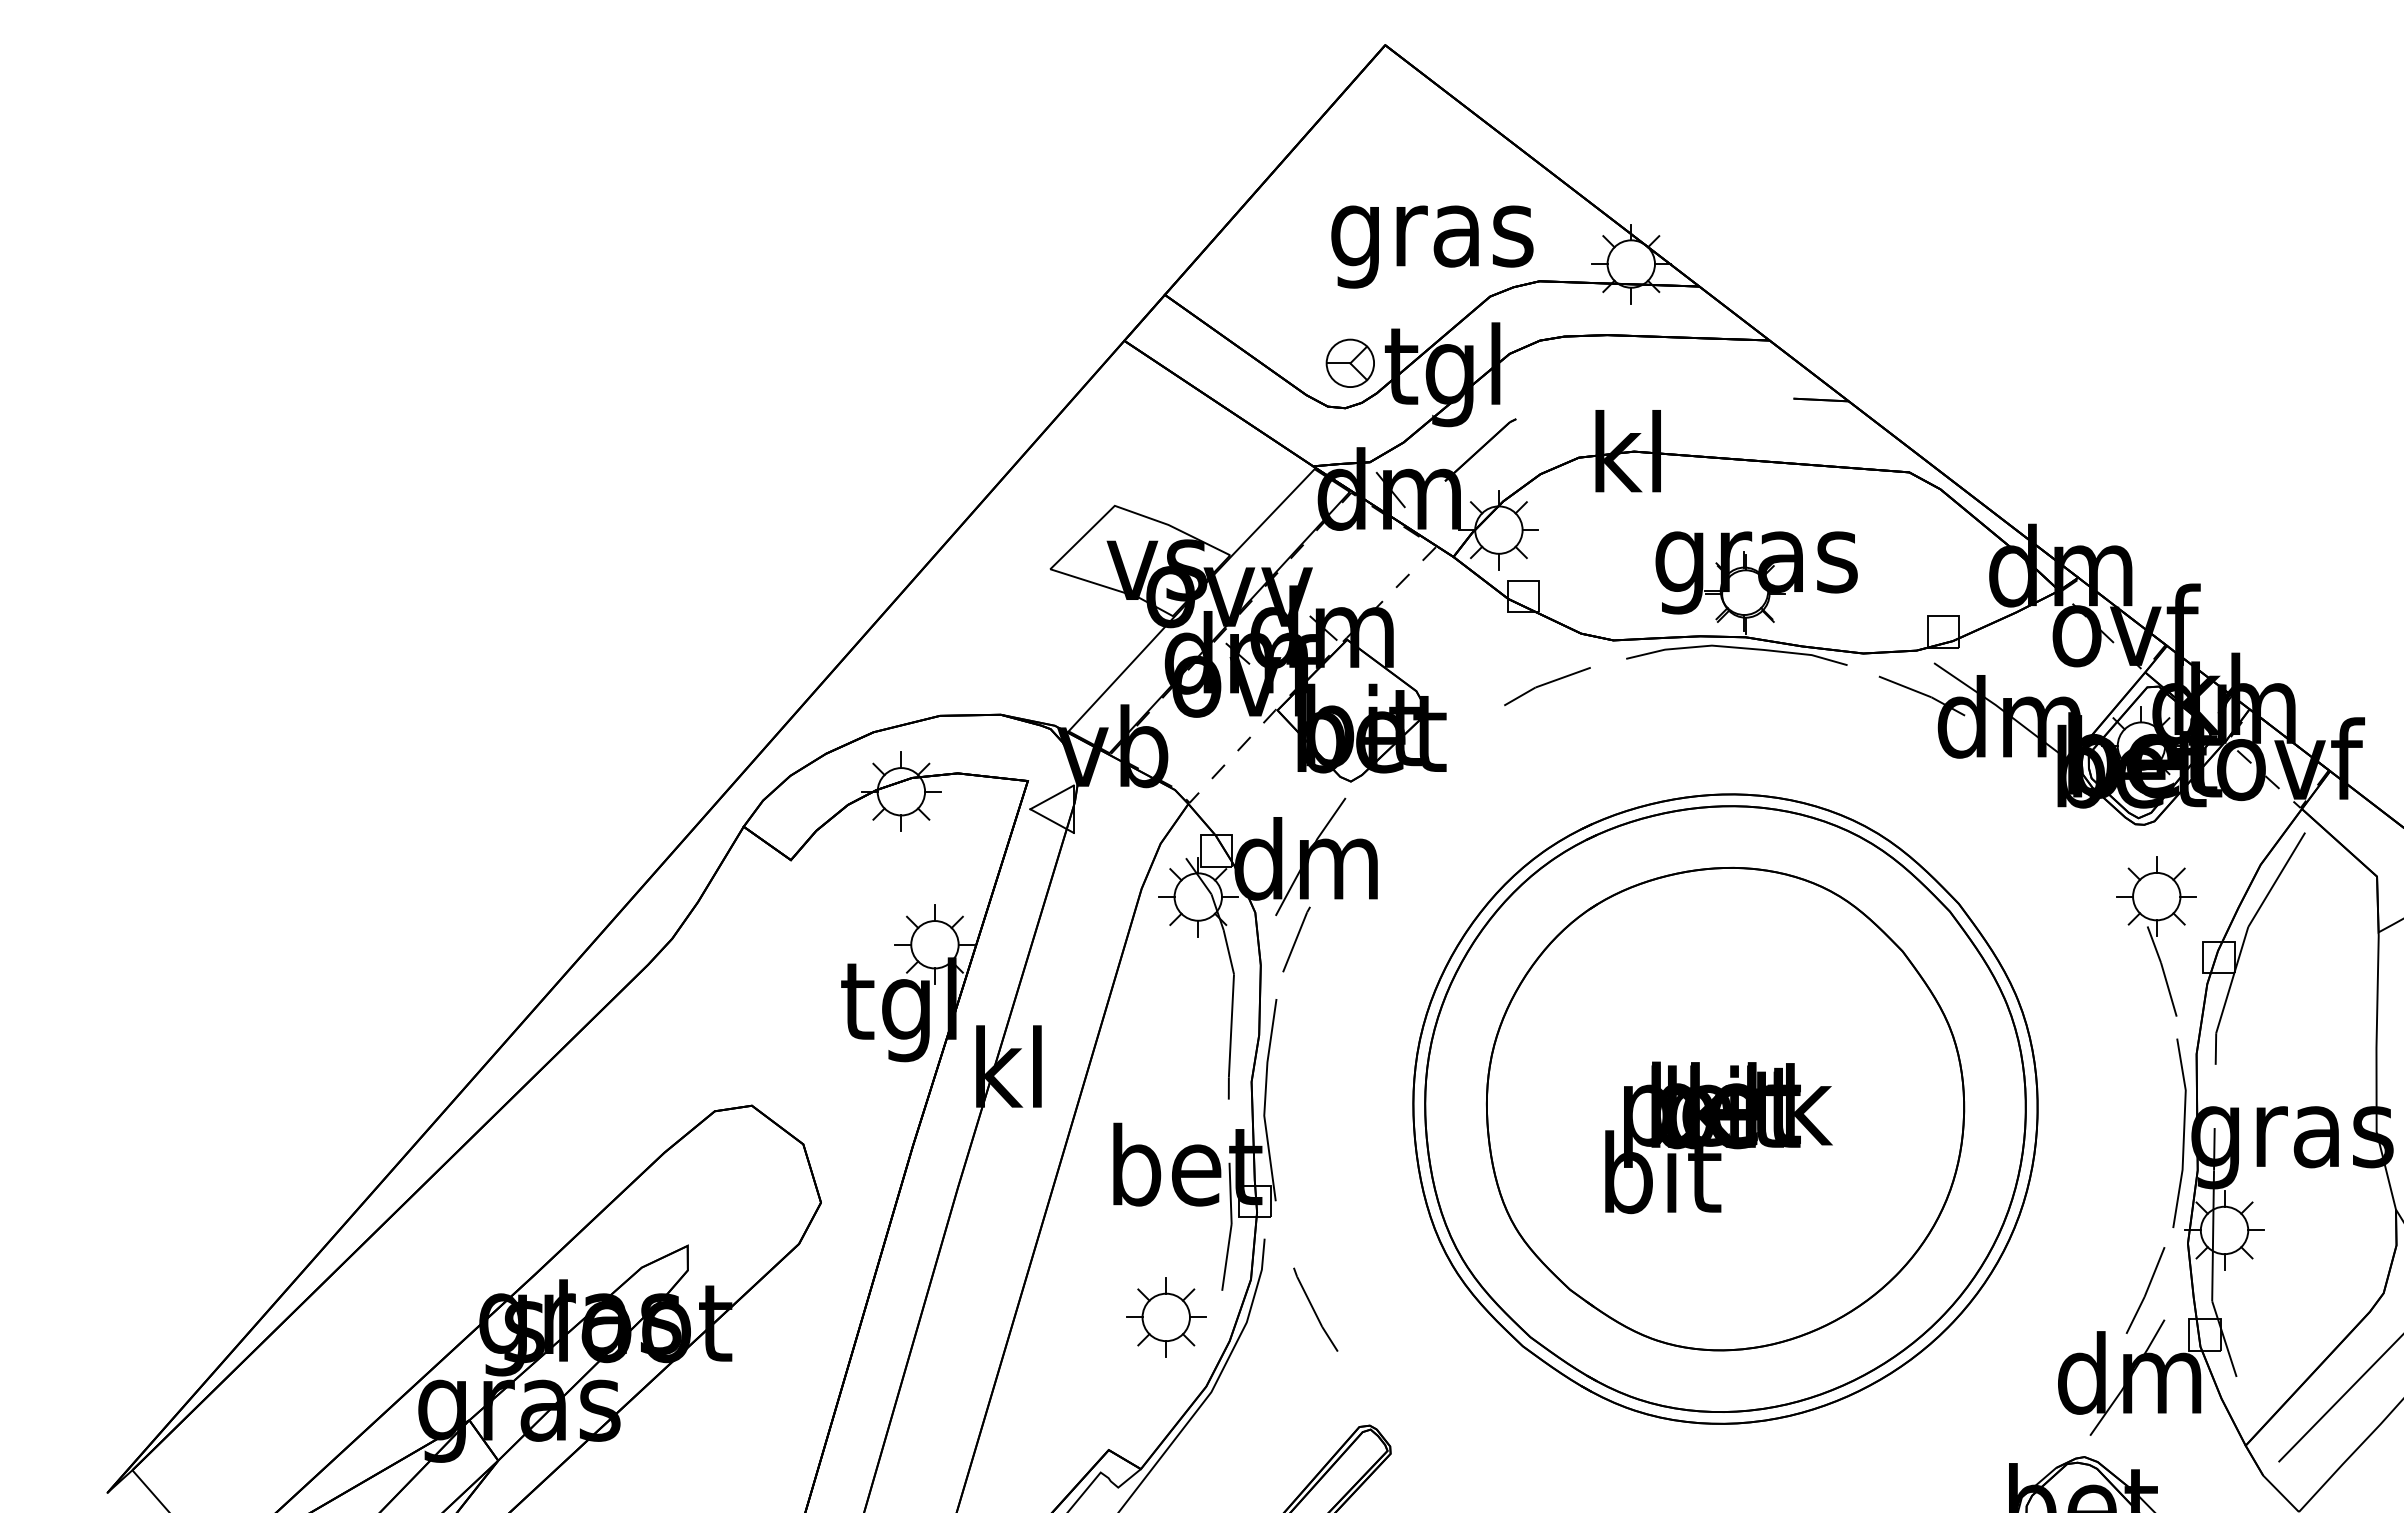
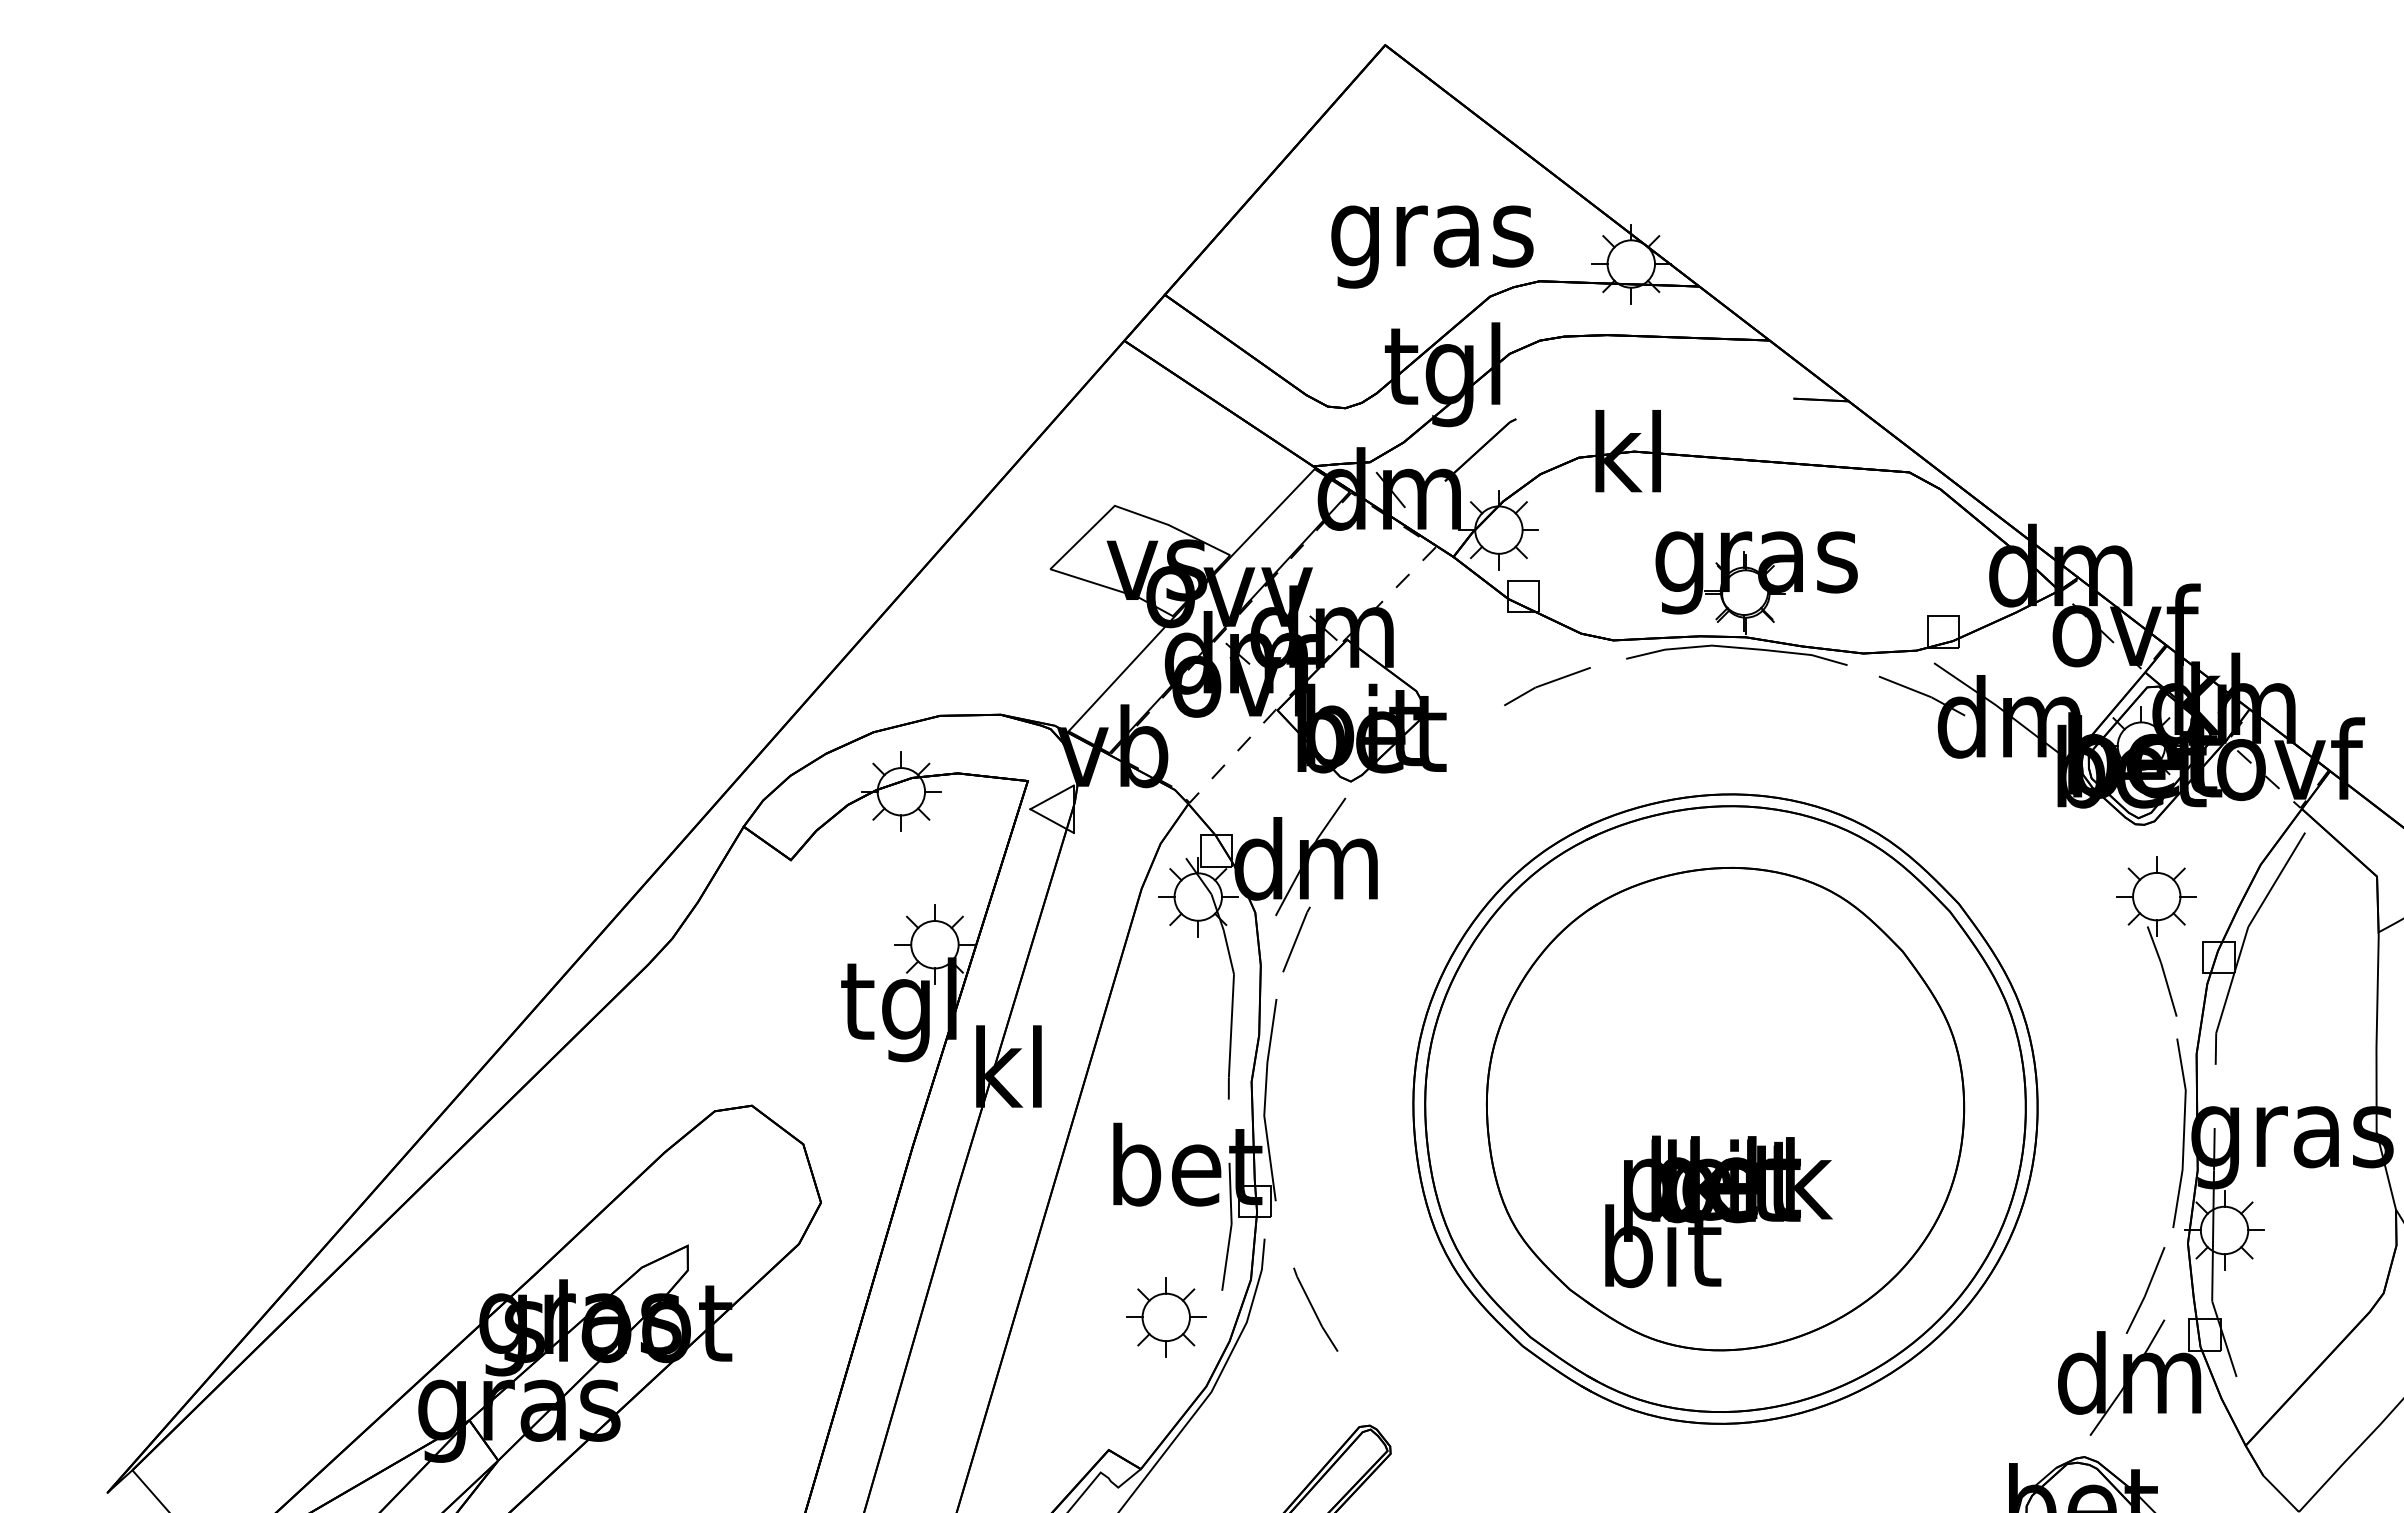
part: present -> none (1349, 362)
text position: (1718, 1137) -> (1718, 1211) (1718, 1211)
line: present -> none (2339, 1398)
